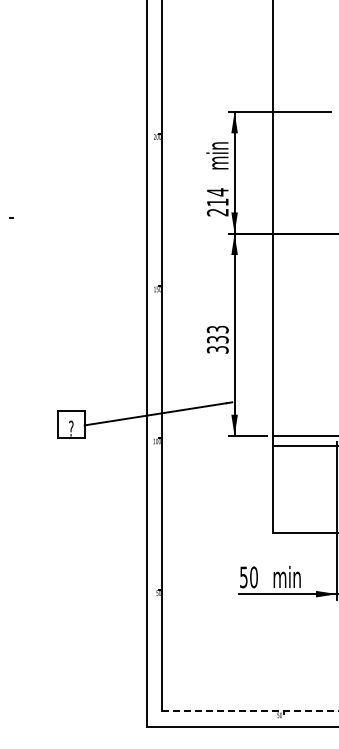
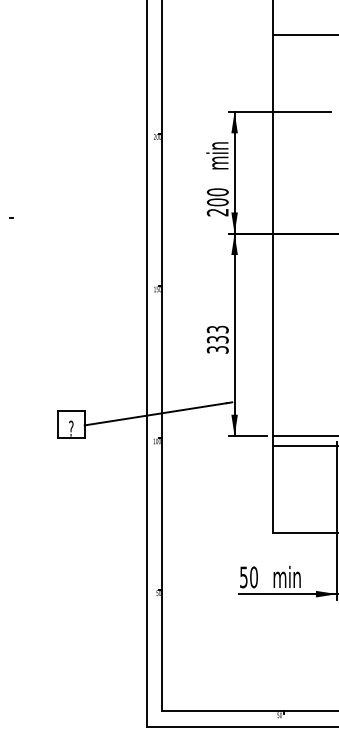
line: none -> present (304, 34)
text: 214 -> 200 (217, 197)
line: dashed -> solid (250, 711)
